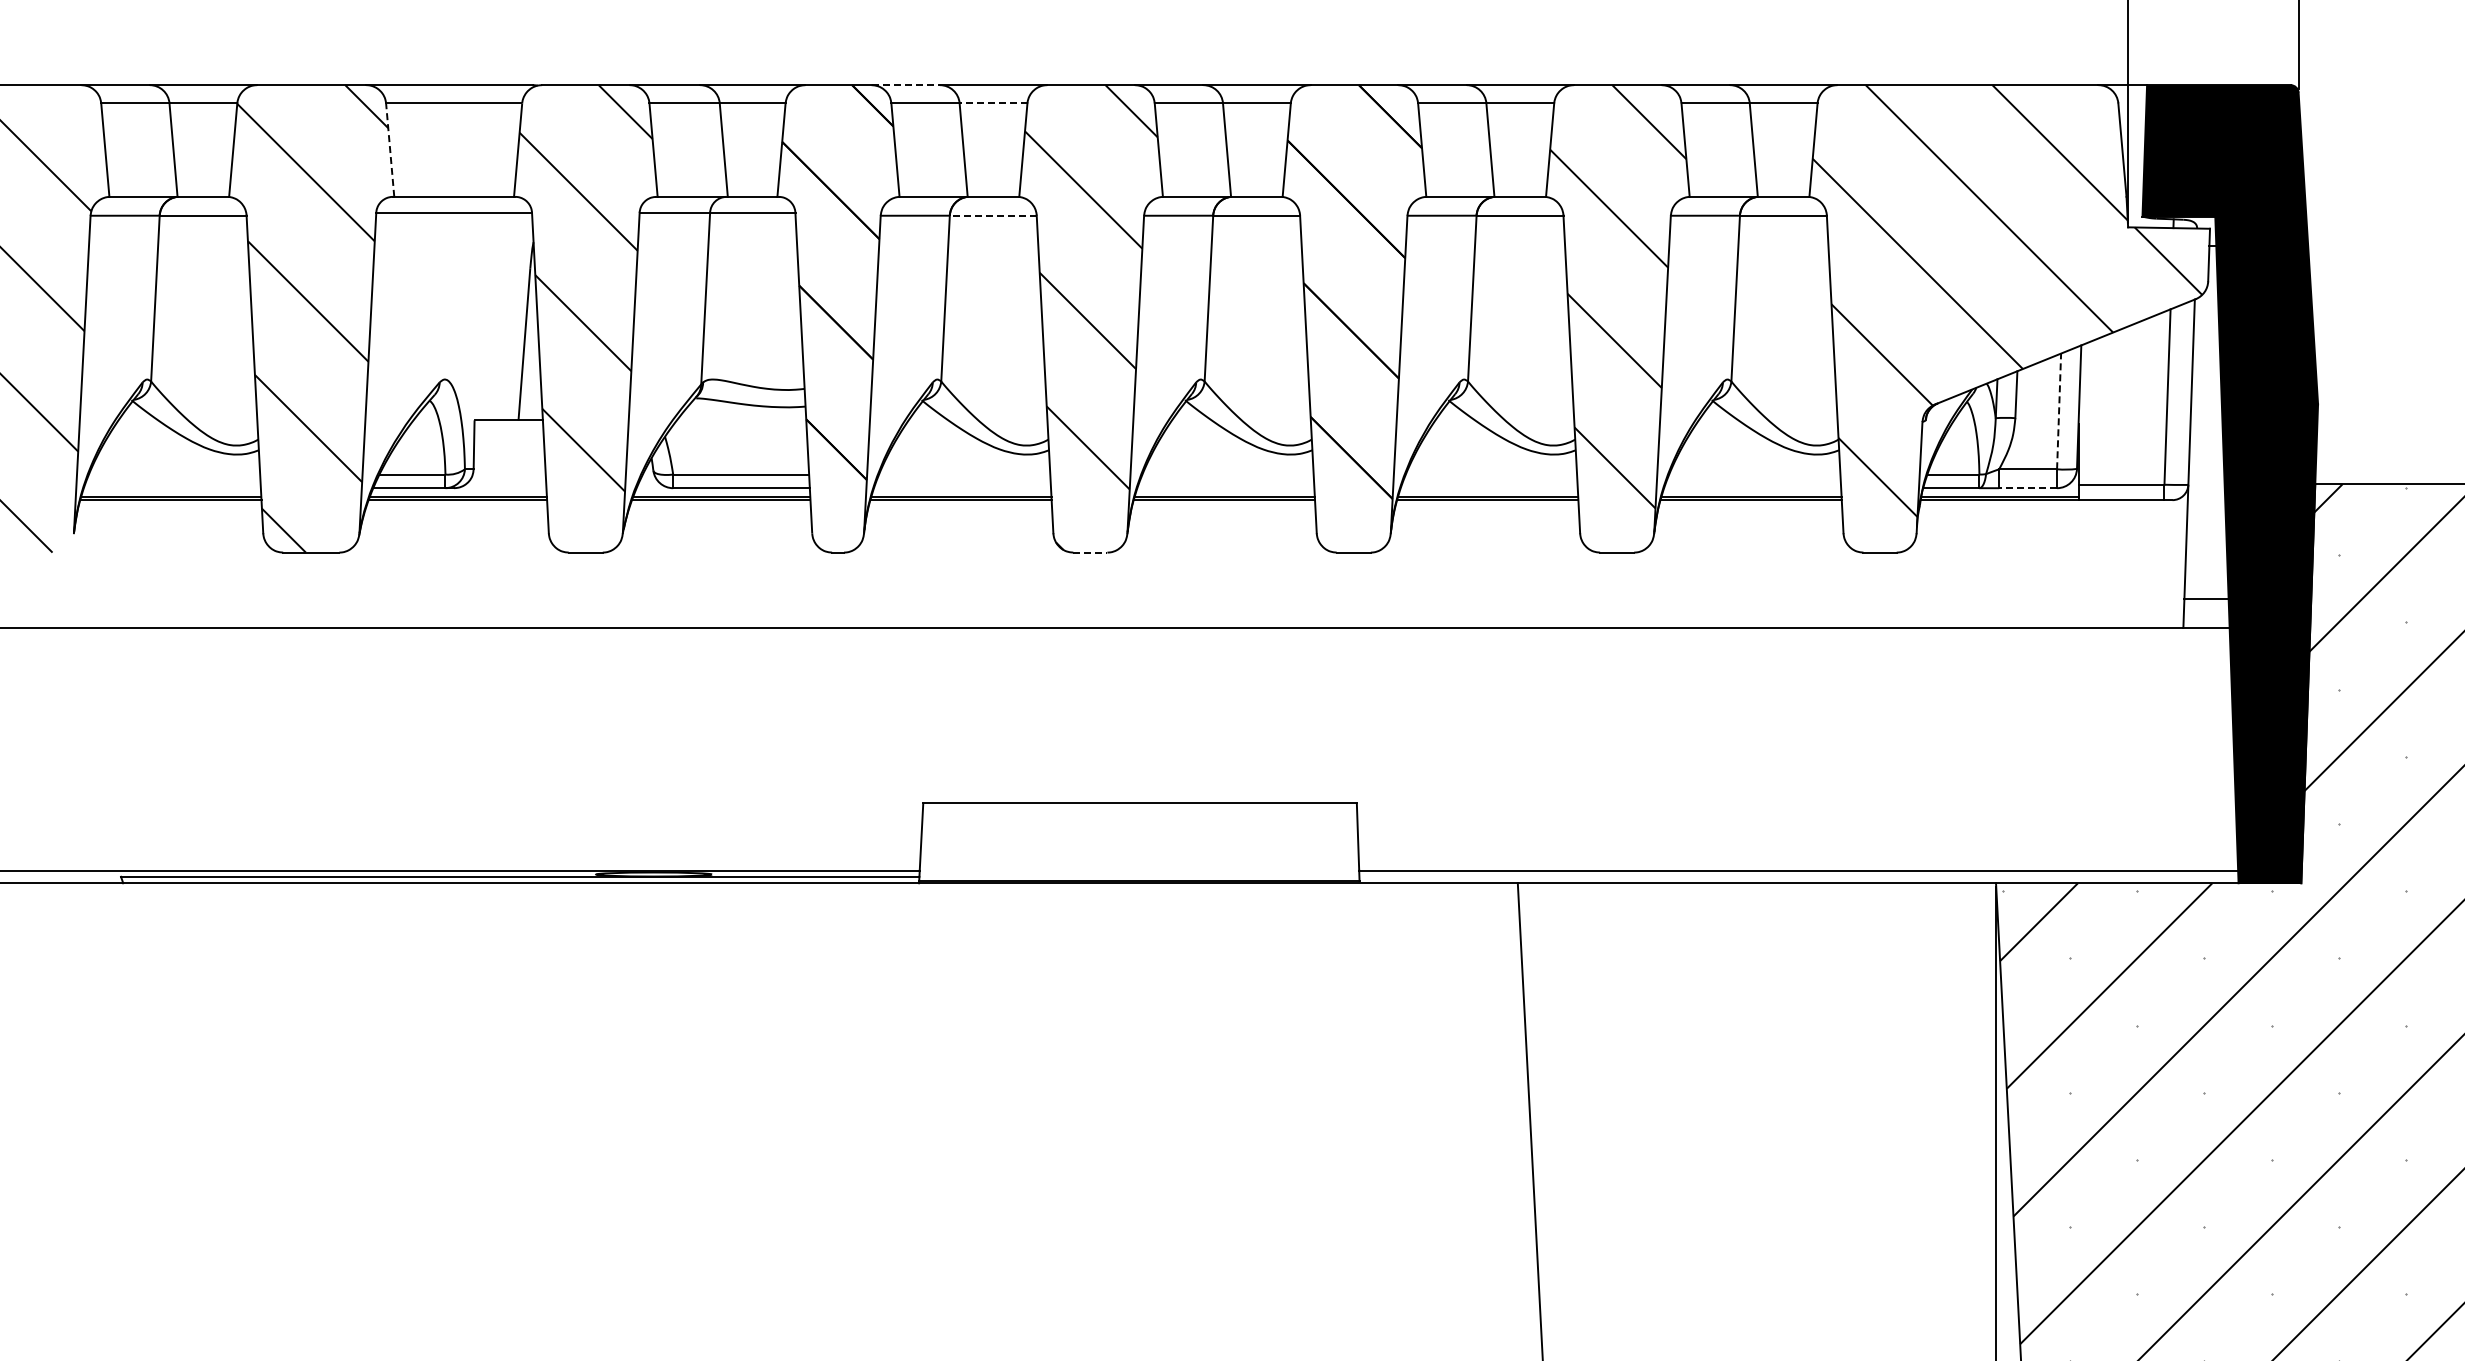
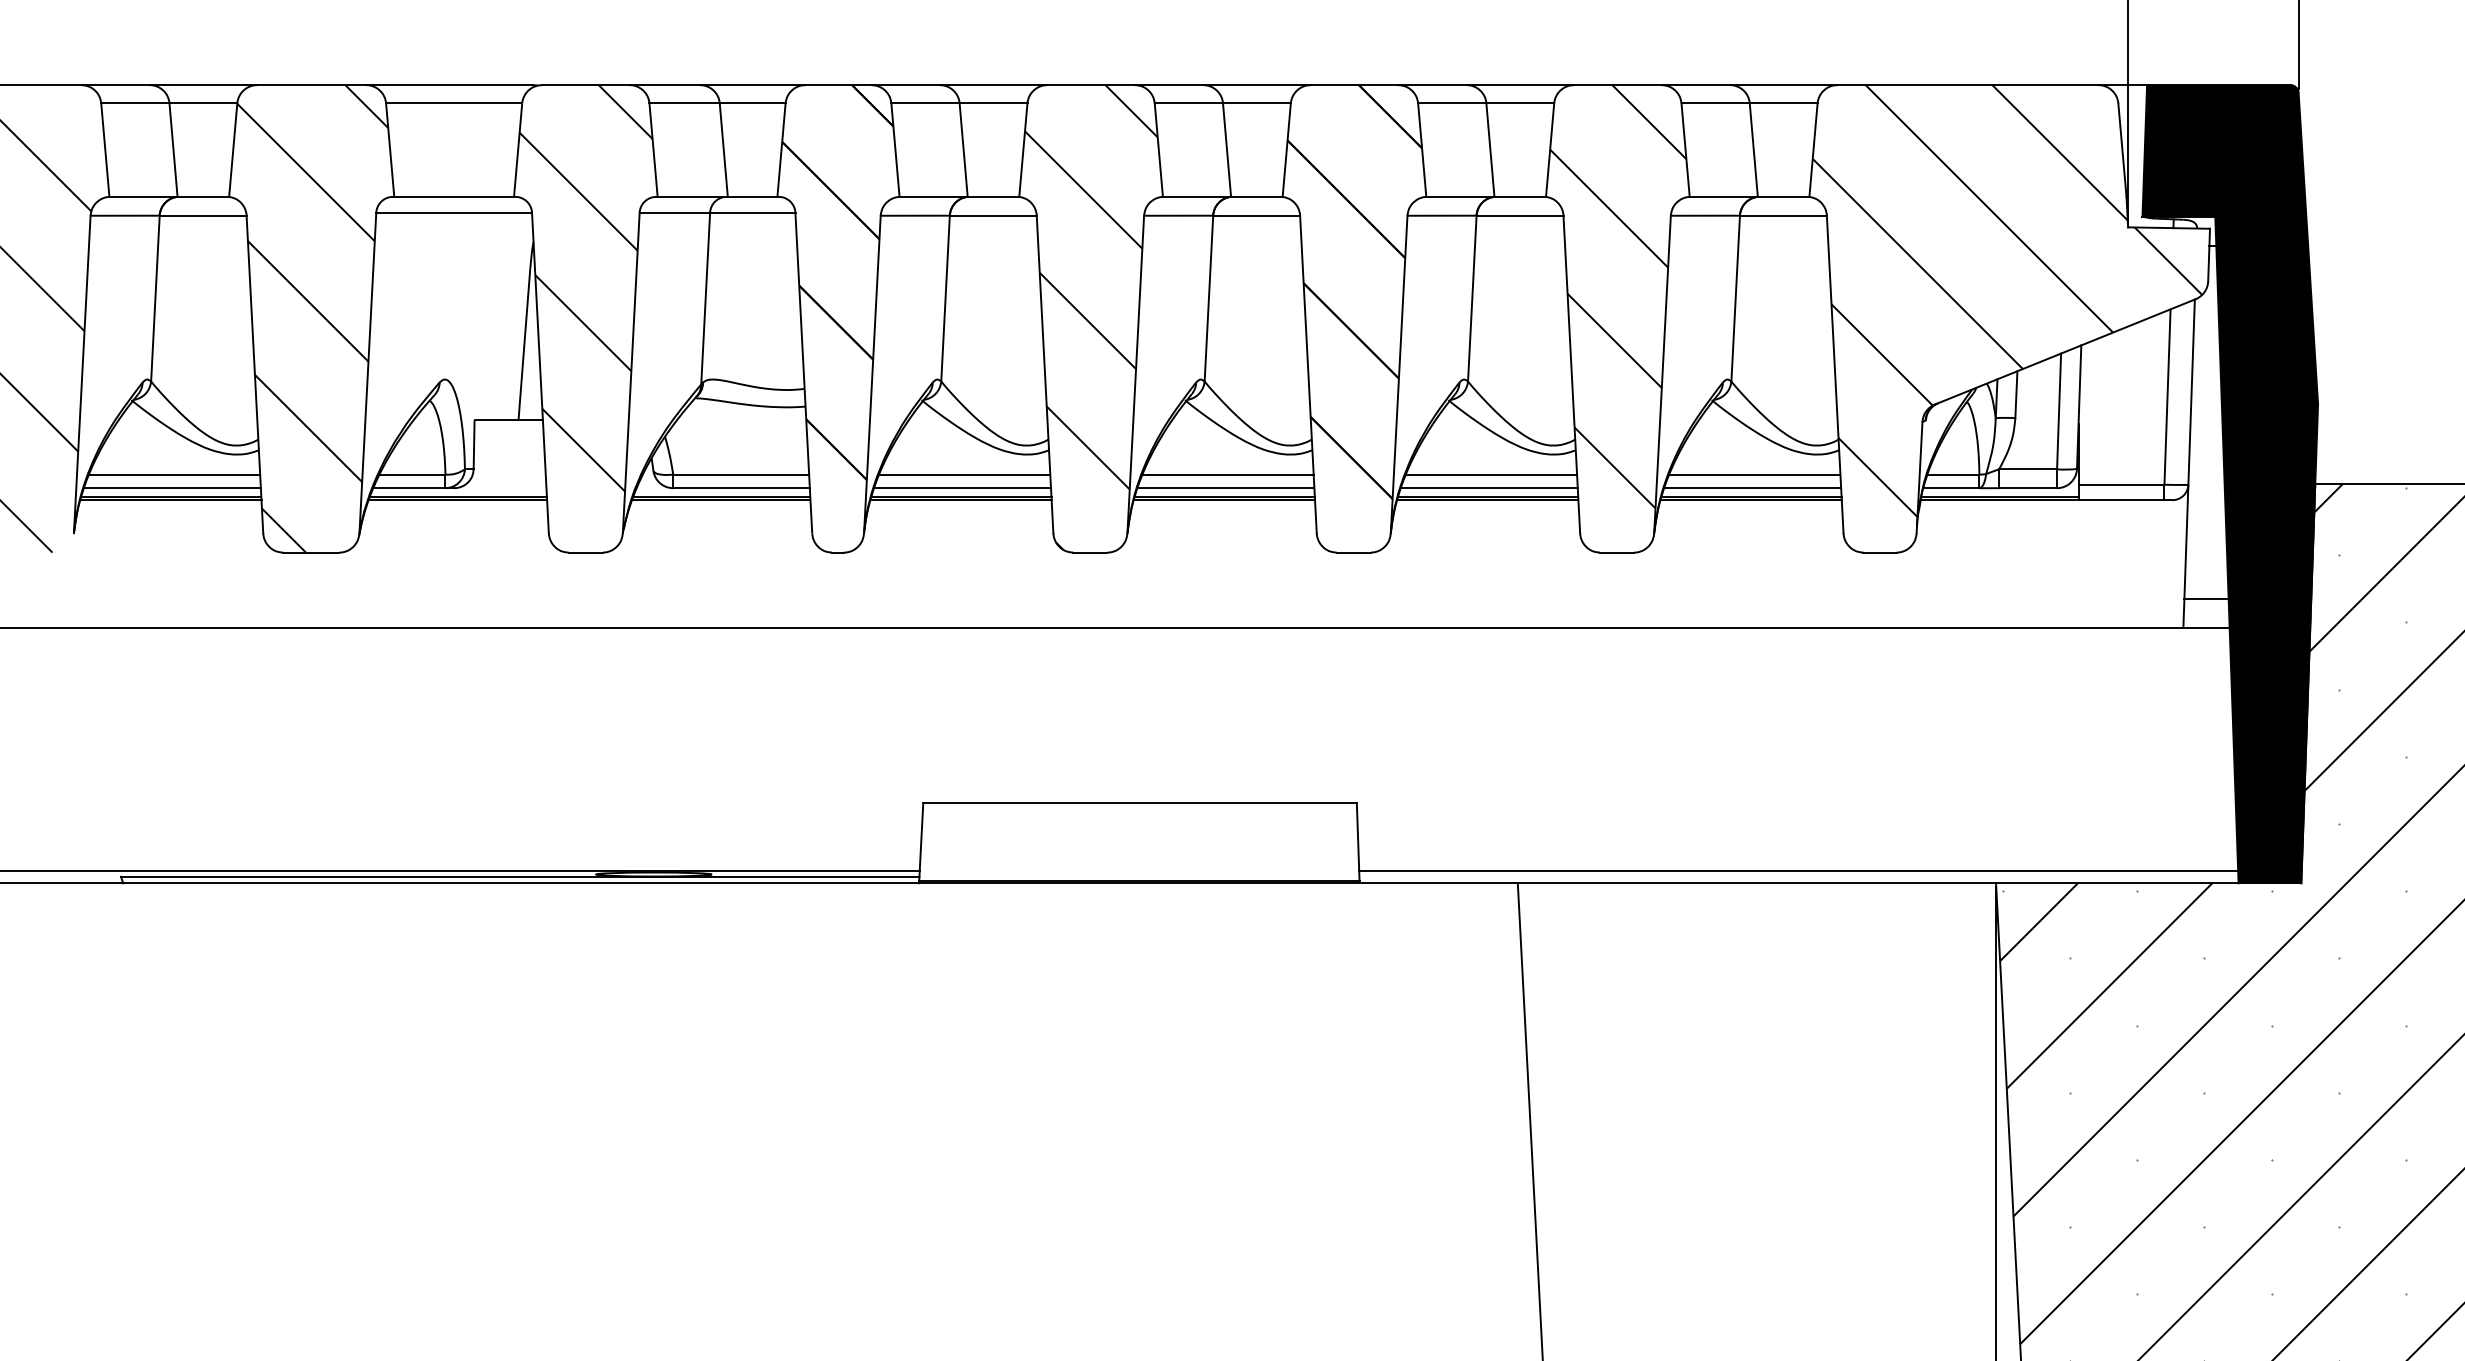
line: dashed -> solid (906, 85)
line: dashed -> solid (993, 103)
line: dashed -> solid (390, 150)
line: dashed -> solid (993, 215)
line: dashed -> solid (2059, 411)
line: none -> present (174, 474)
line: none -> present (964, 474)
line: none -> present (1227, 474)
line: none -> present (1491, 474)
line: none -> present (1754, 474)
line: none -> present (171, 488)
line: none -> present (962, 488)
line: none -> present (1225, 488)
line: none -> present (1488, 488)
line: none -> present (1752, 488)
line: dashed -> solid (2028, 488)
line: dashed -> solid (1090, 552)
